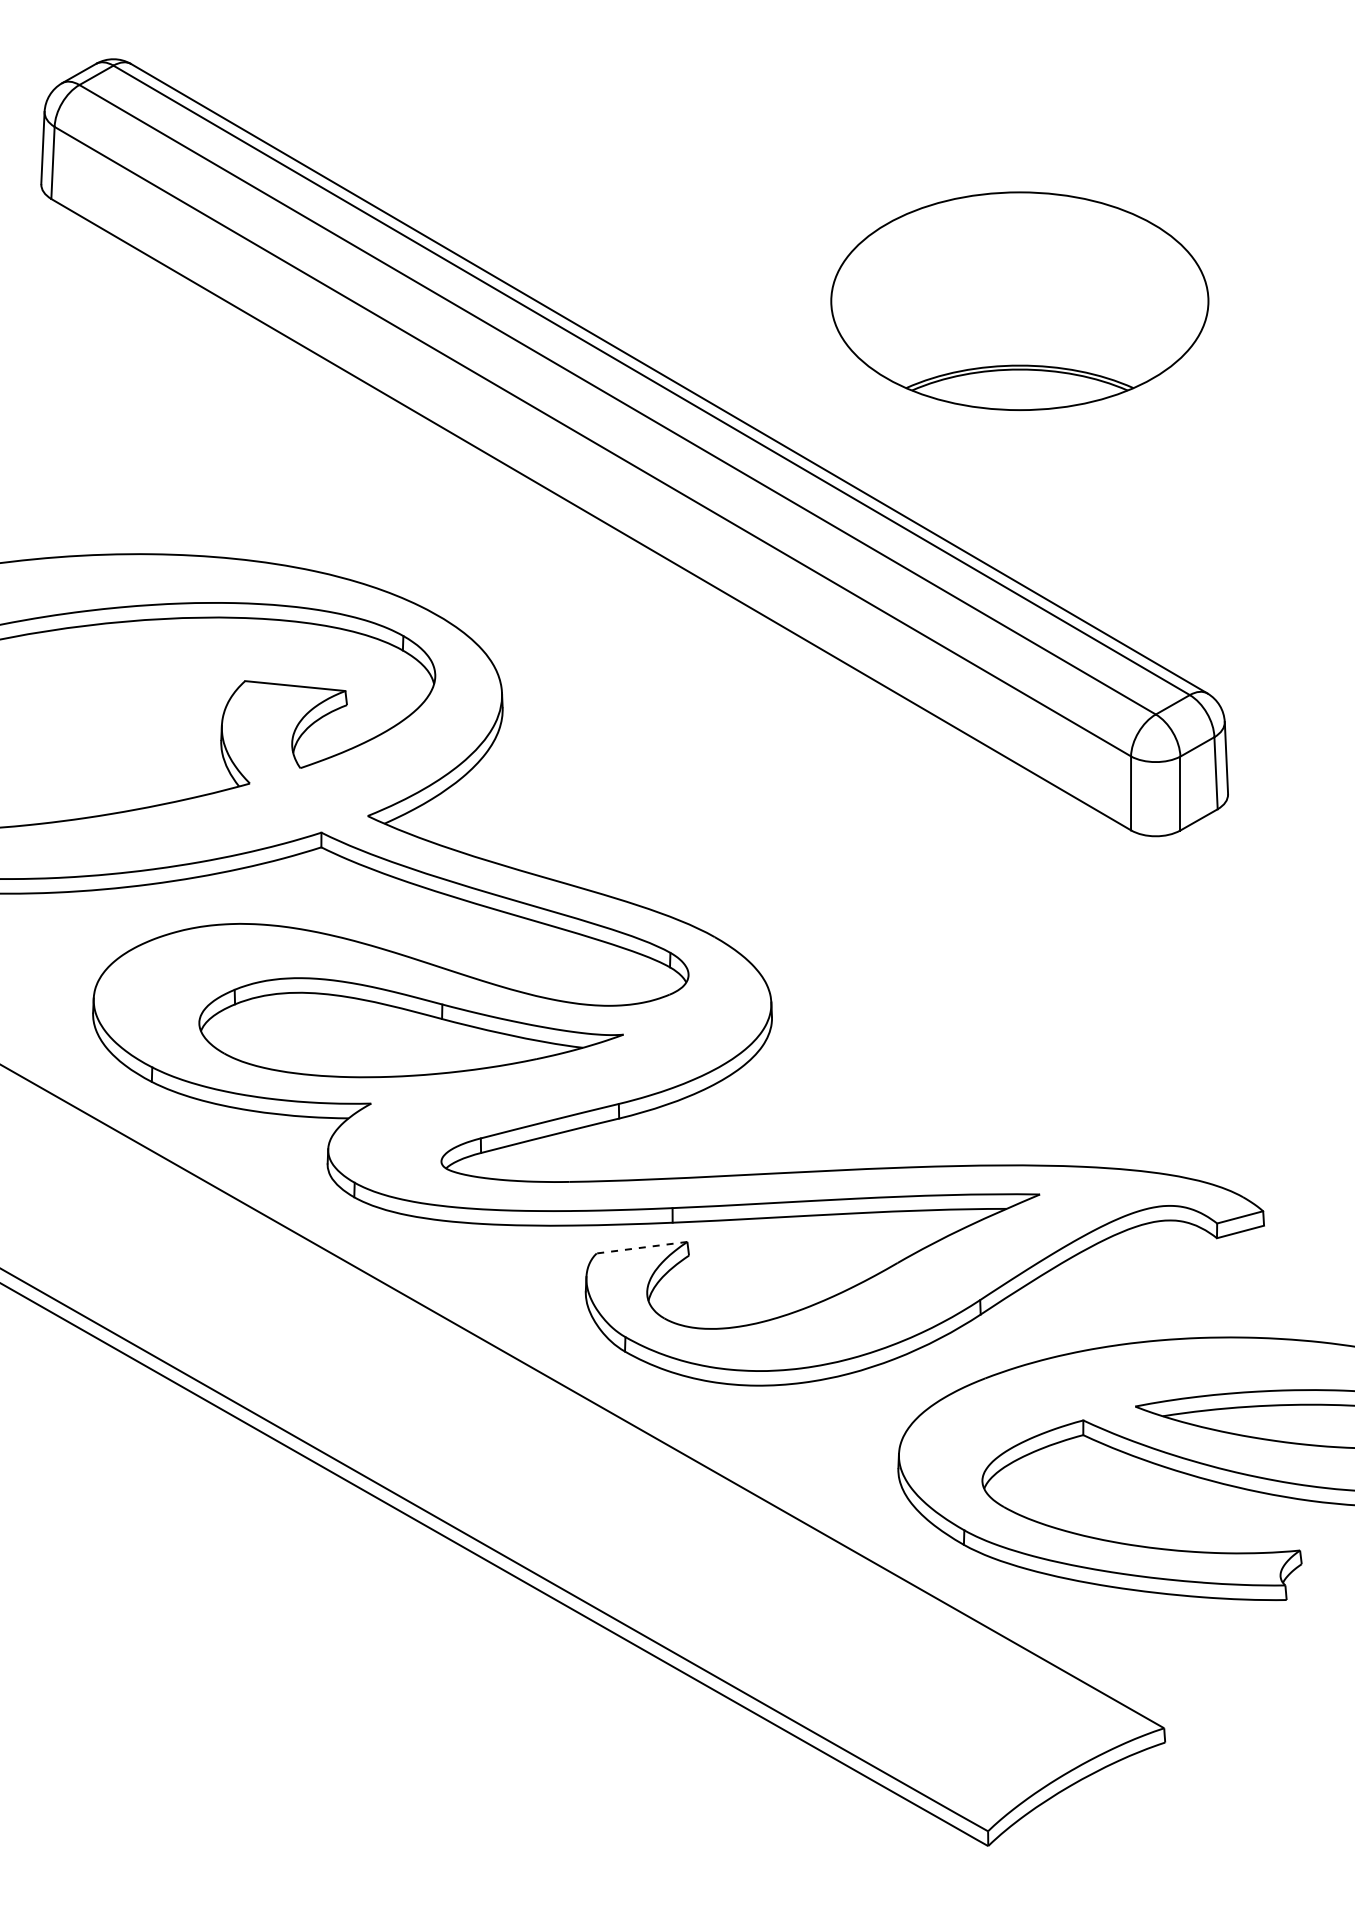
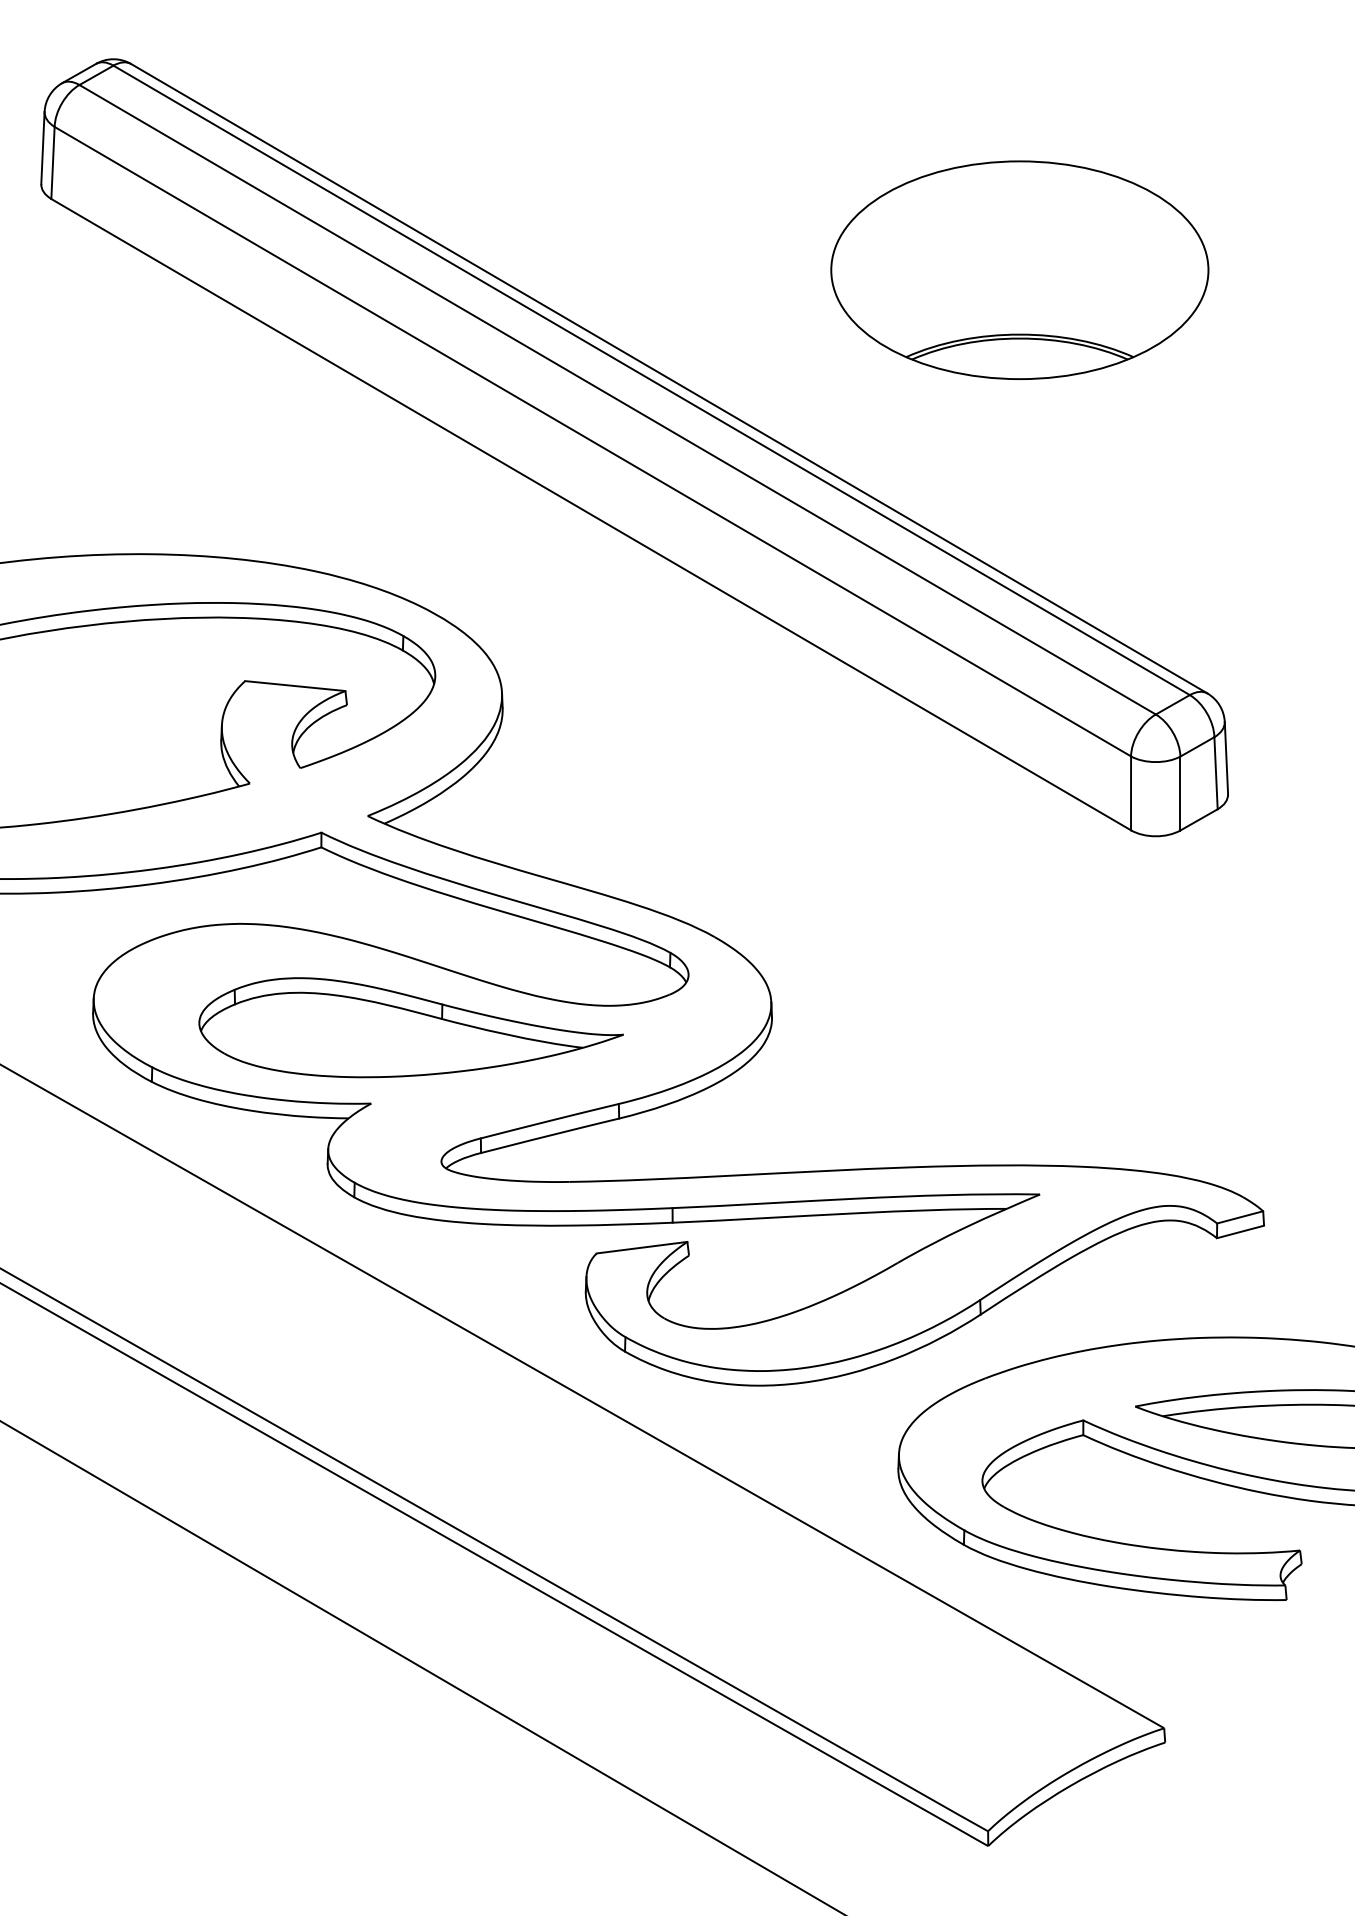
part position: (1019, 300) -> (1019, 269) (1019, 269)
line: dashed -> solid (642, 1247)
line: none -> present (421, 1667)
